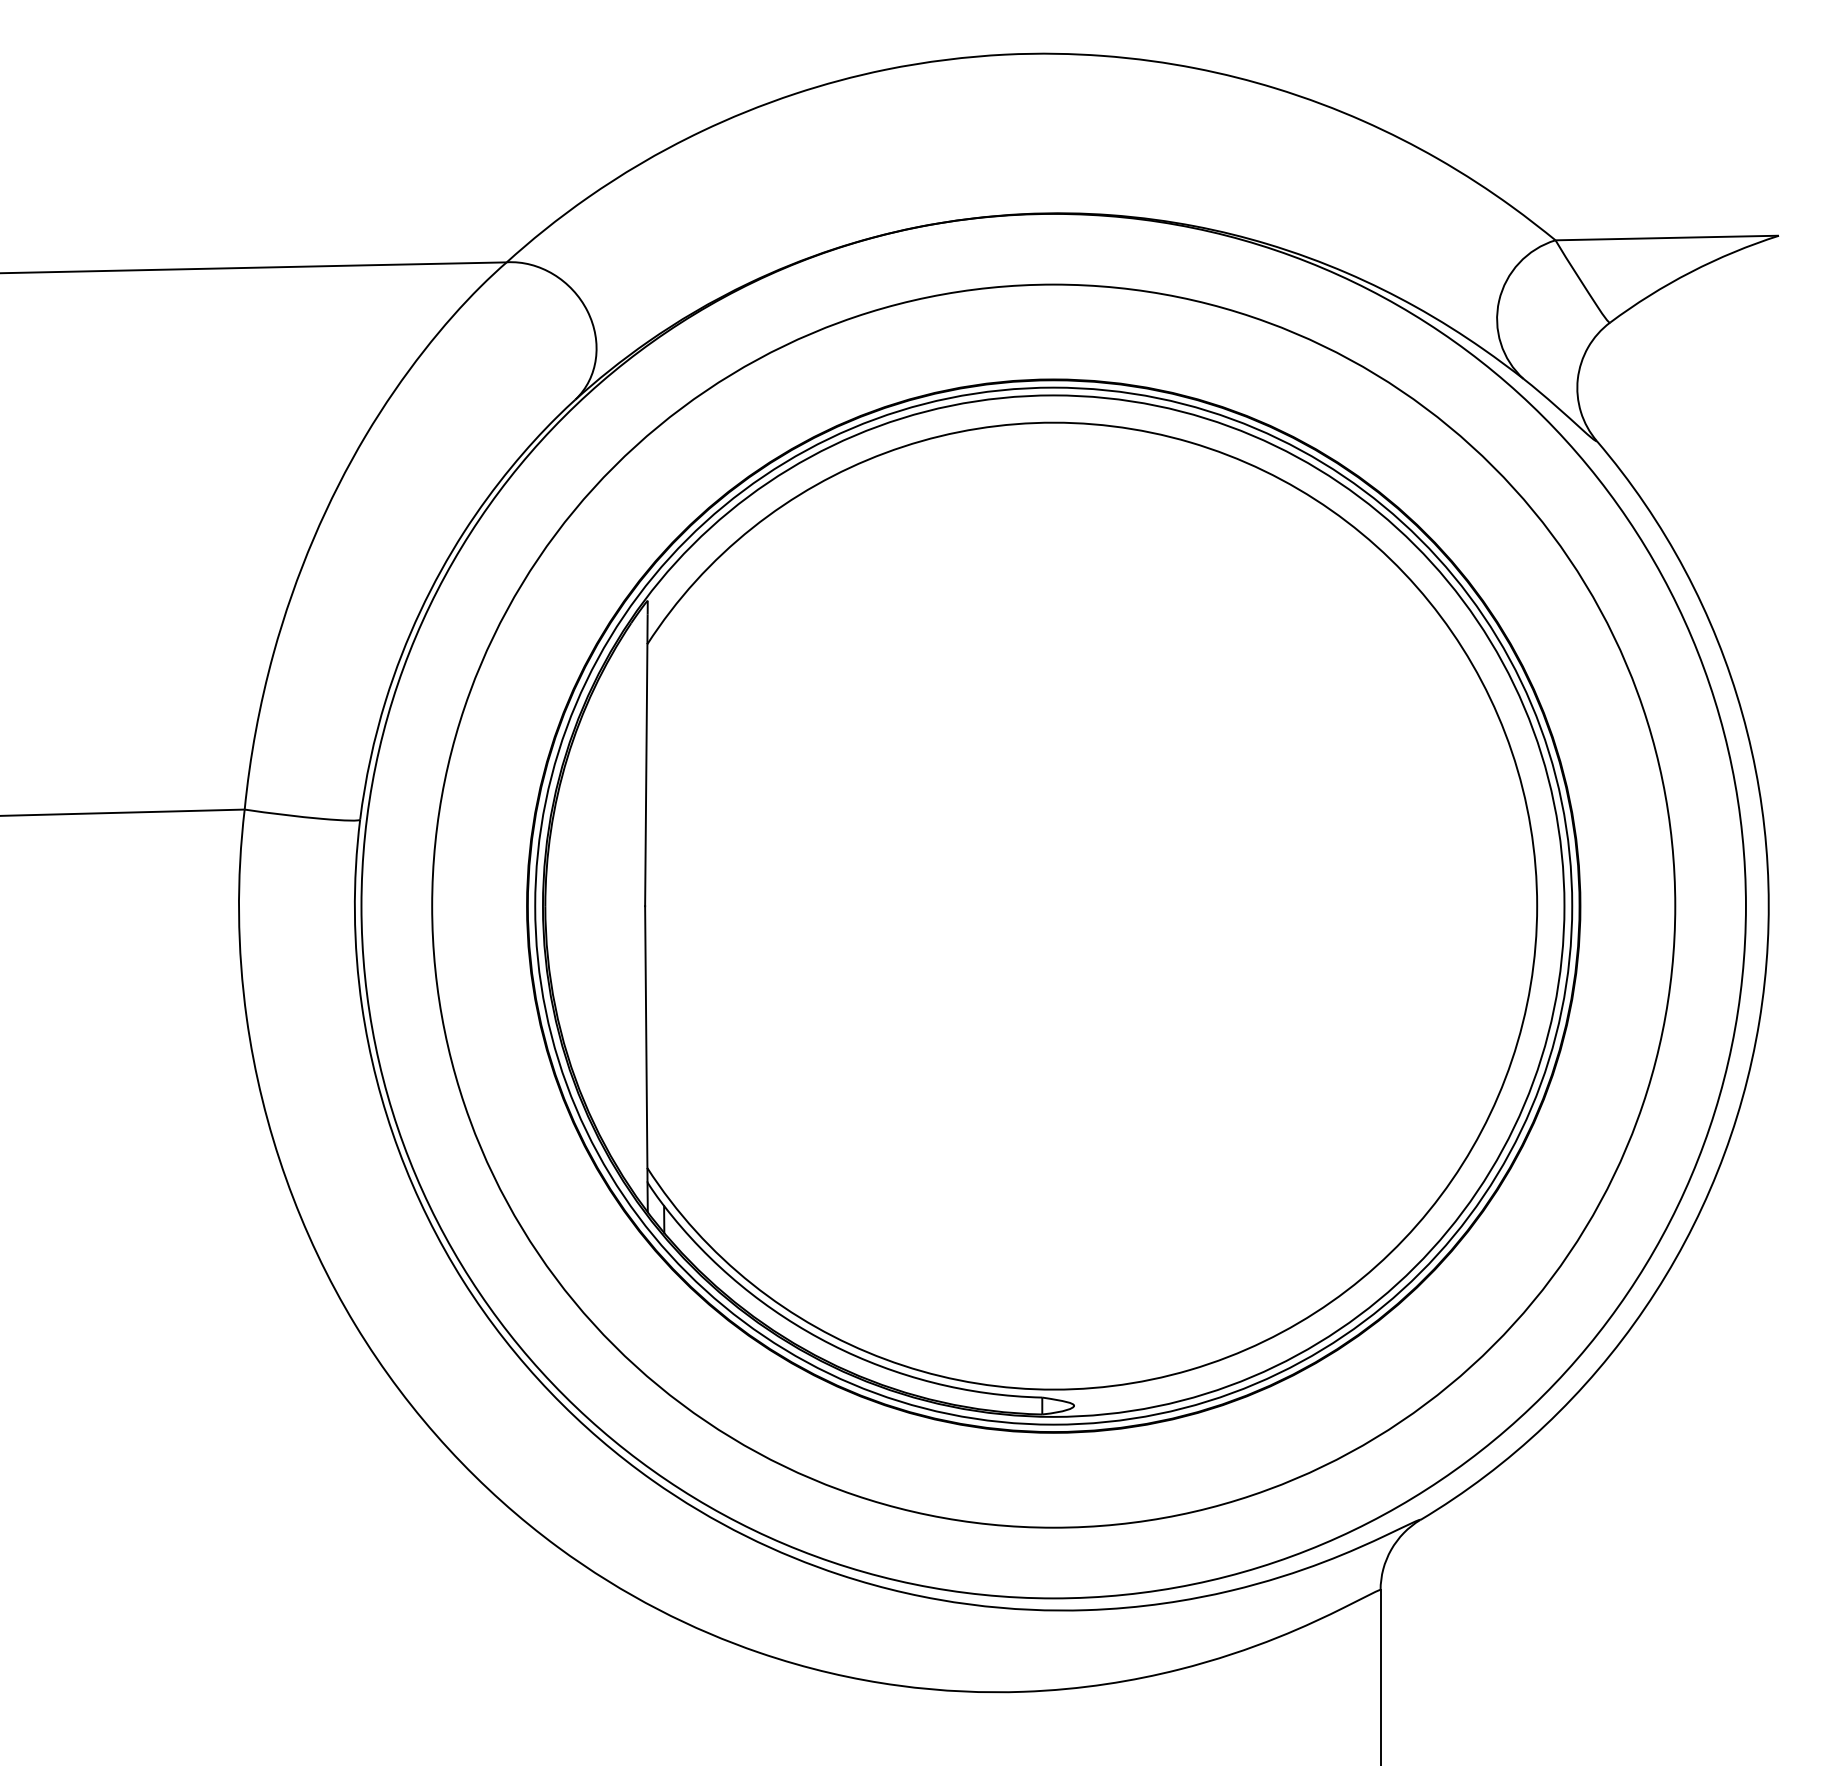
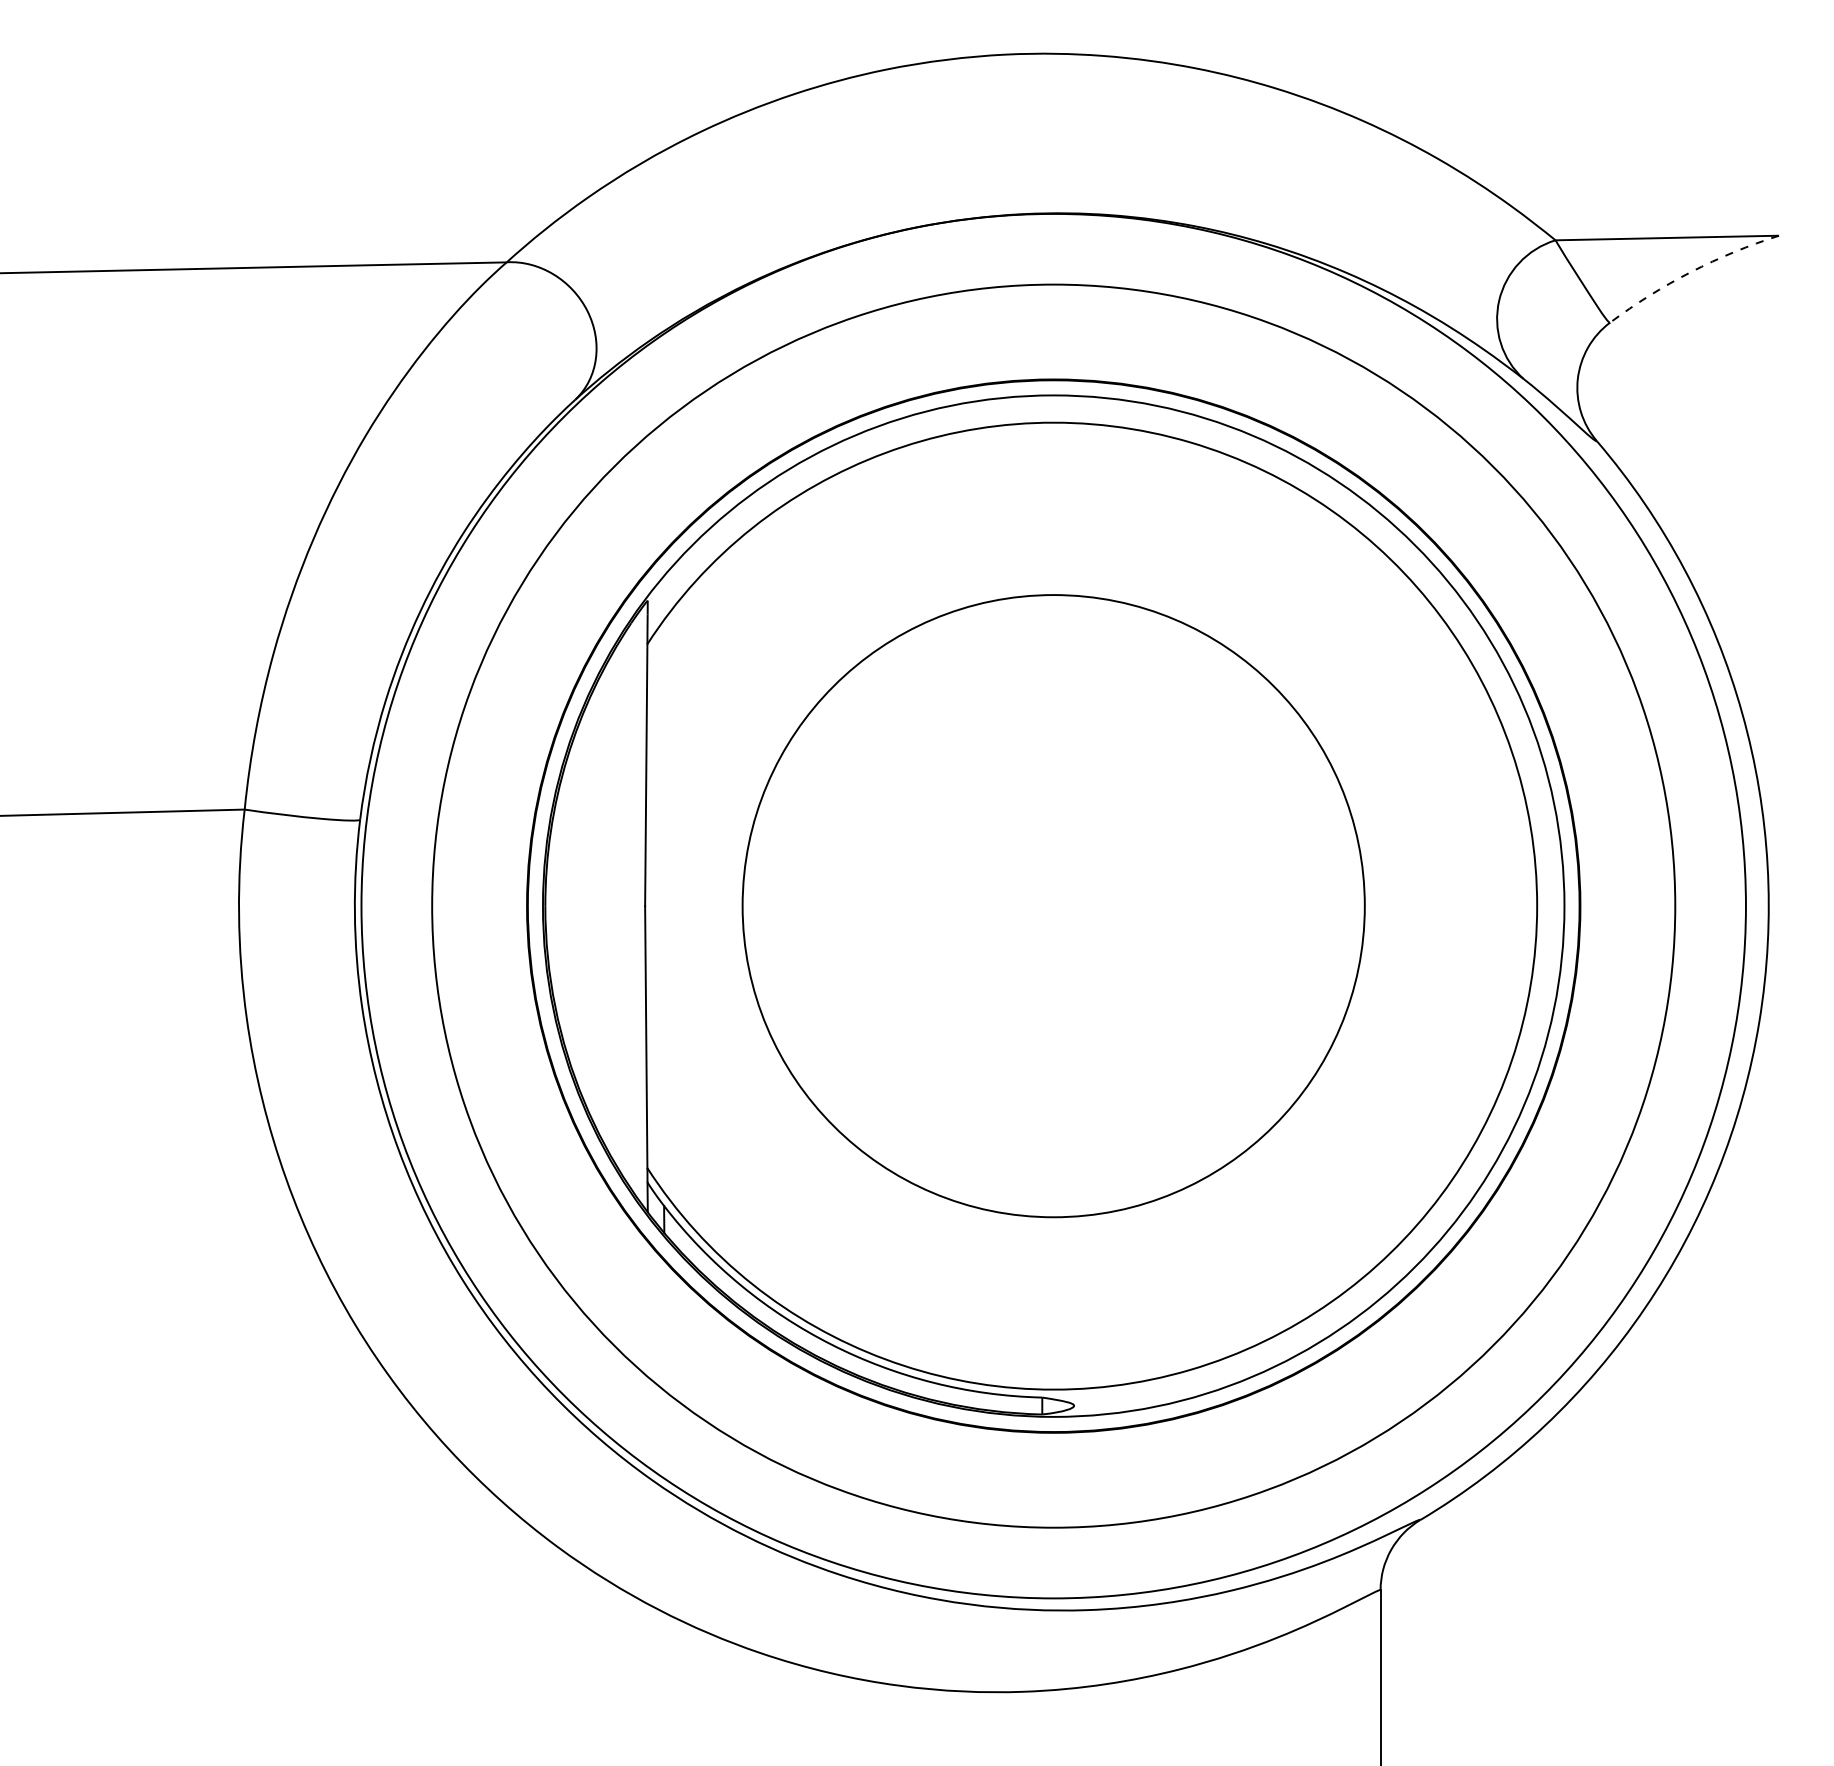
arc: solid -> dashed (1690, 272)
circle diameter: 1037 px -> 622 px (1053, 906)
